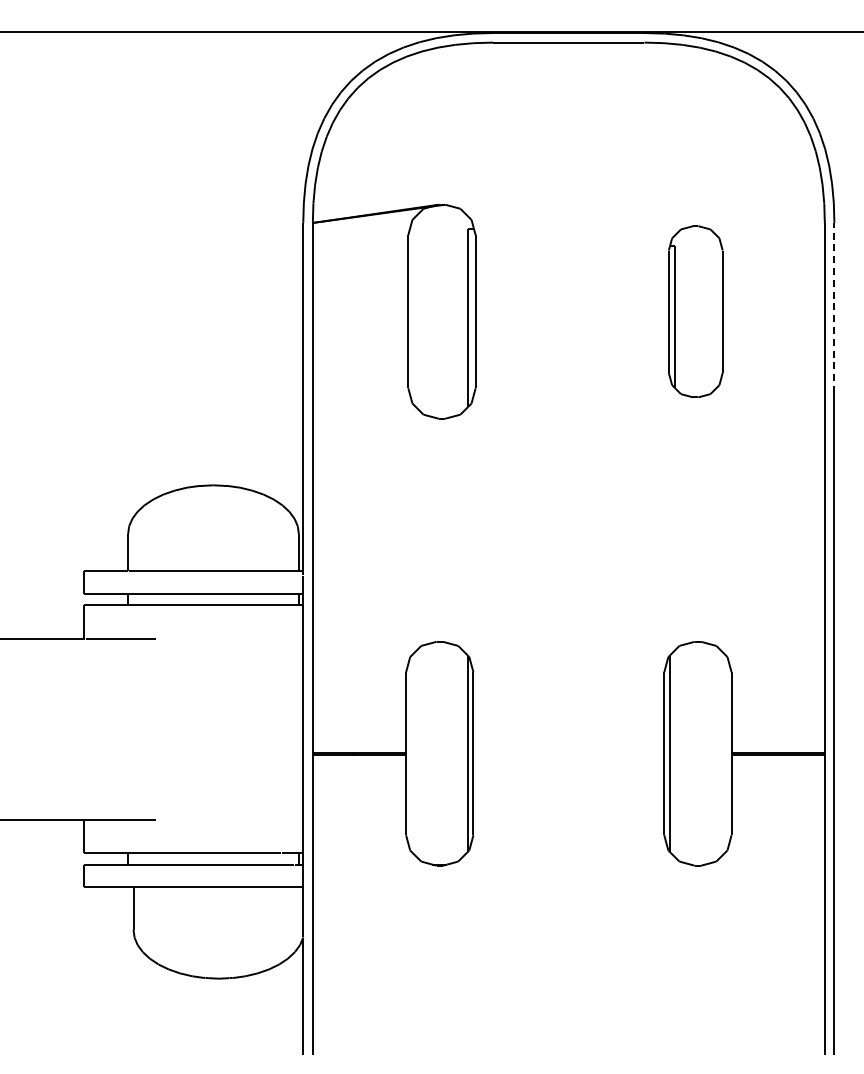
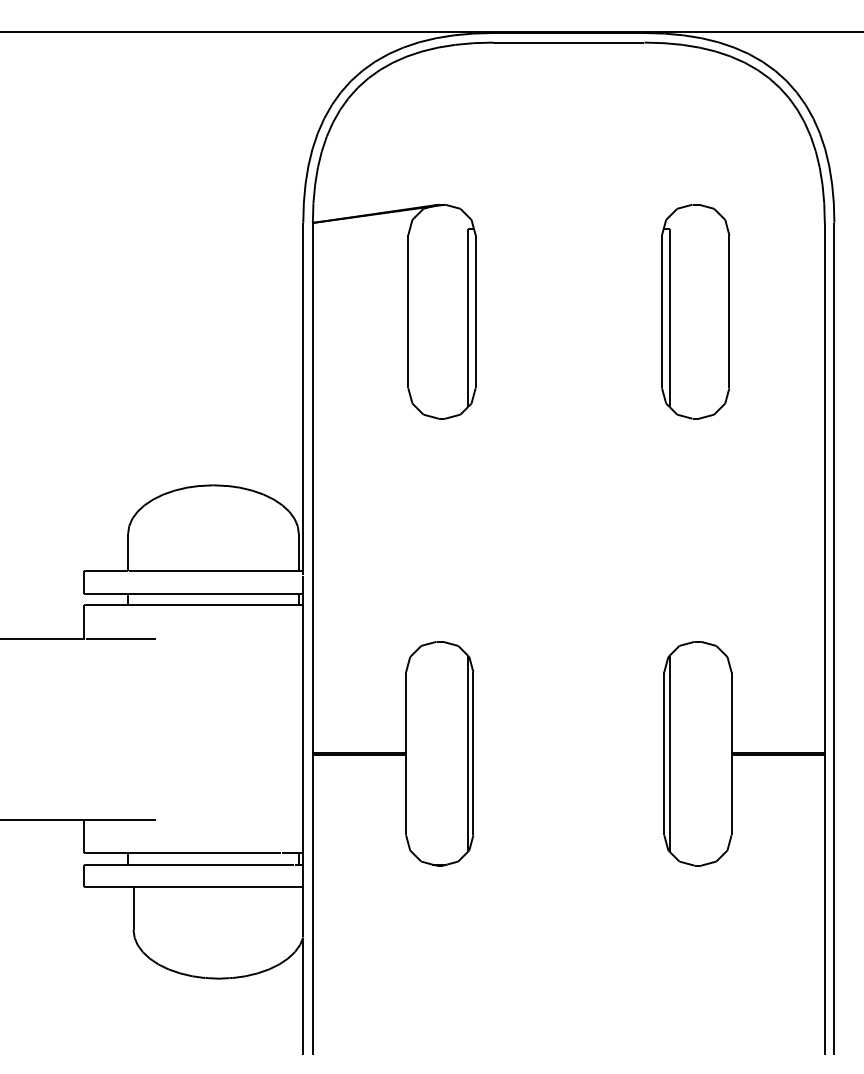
line: dashed -> solid (834, 307)
part size: 56x174 px -> 70x216 px (695, 311)
